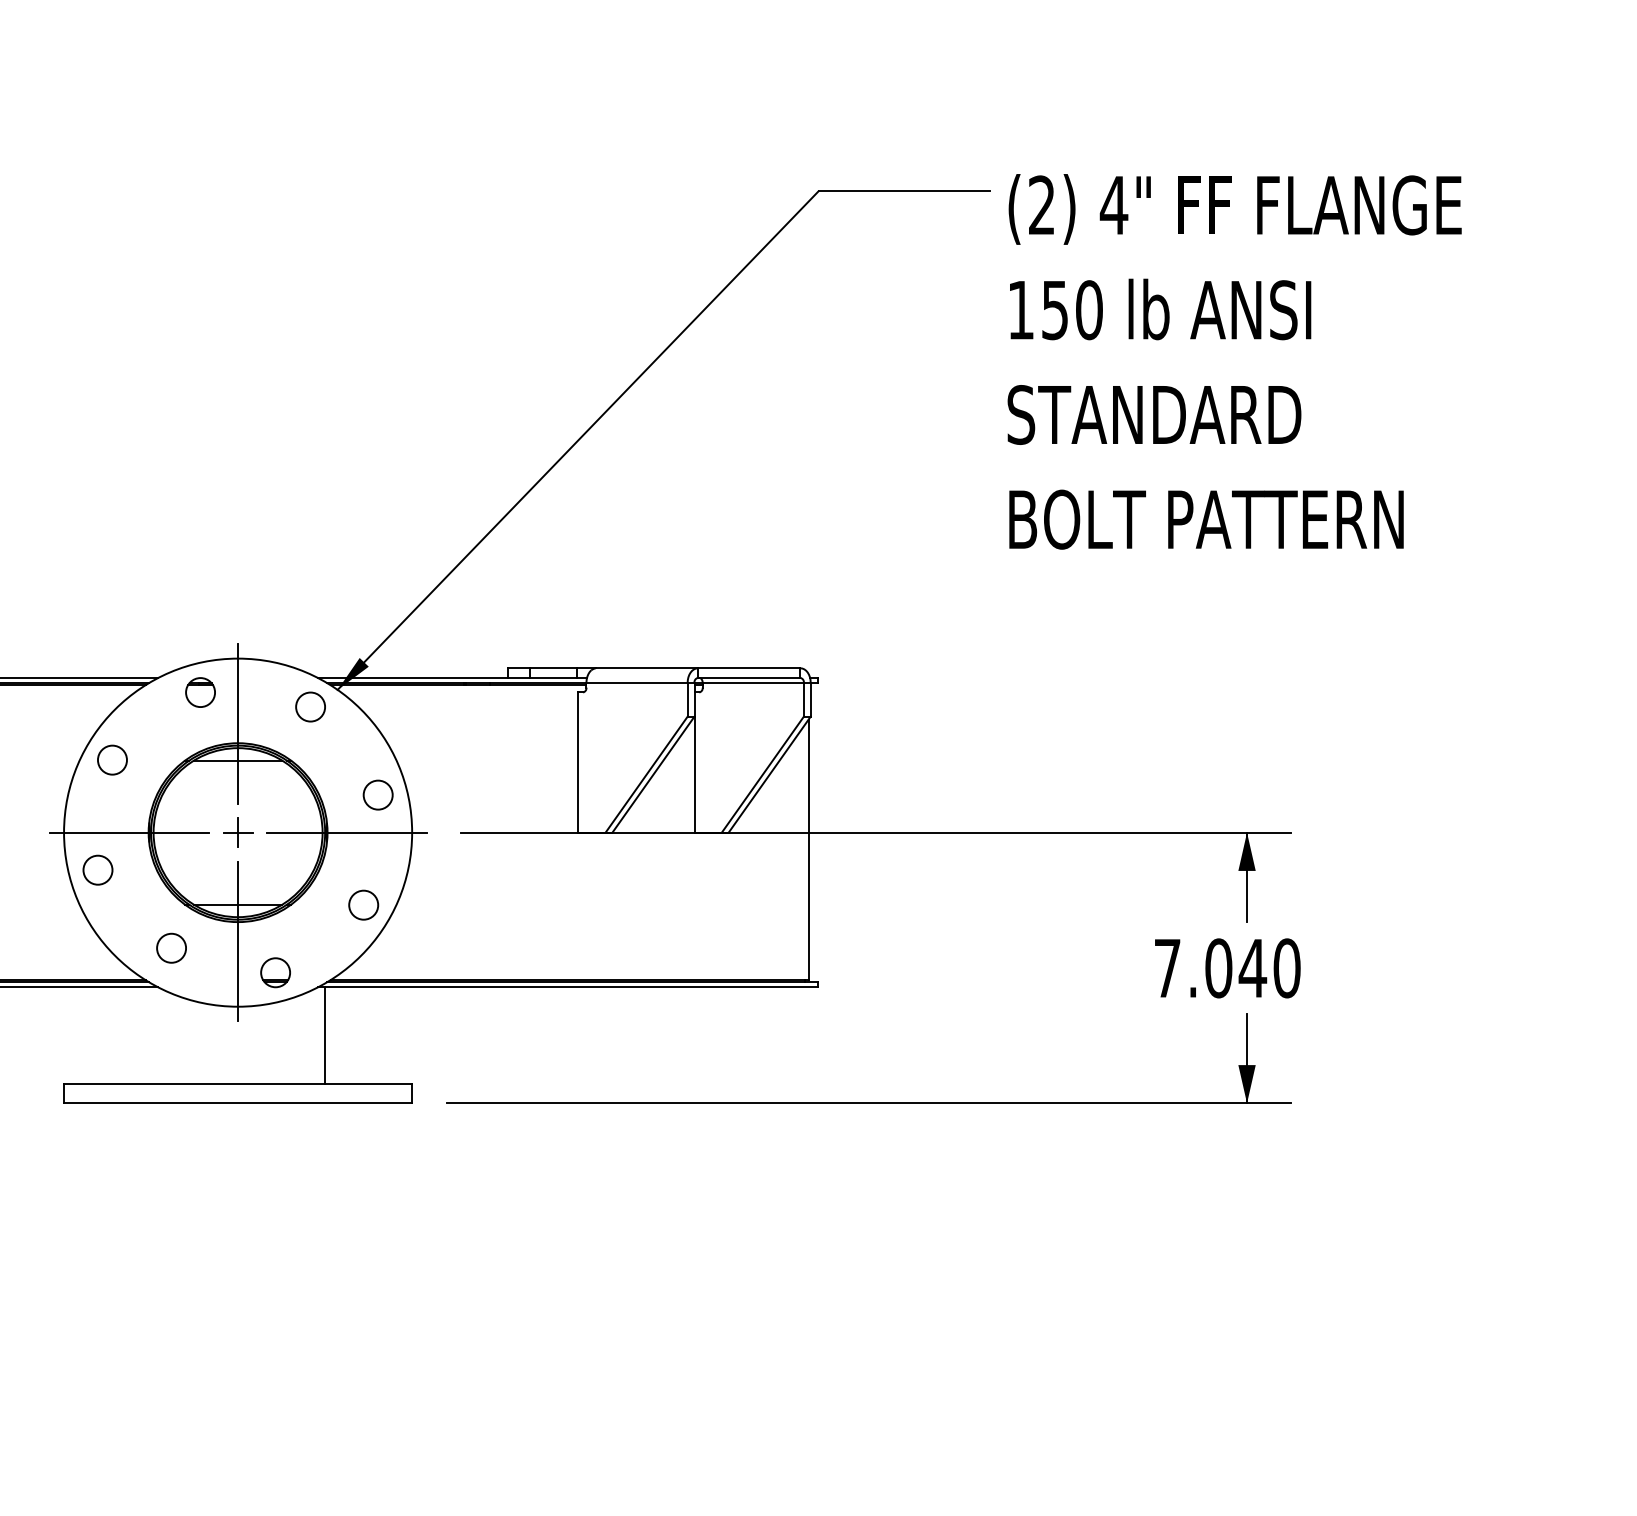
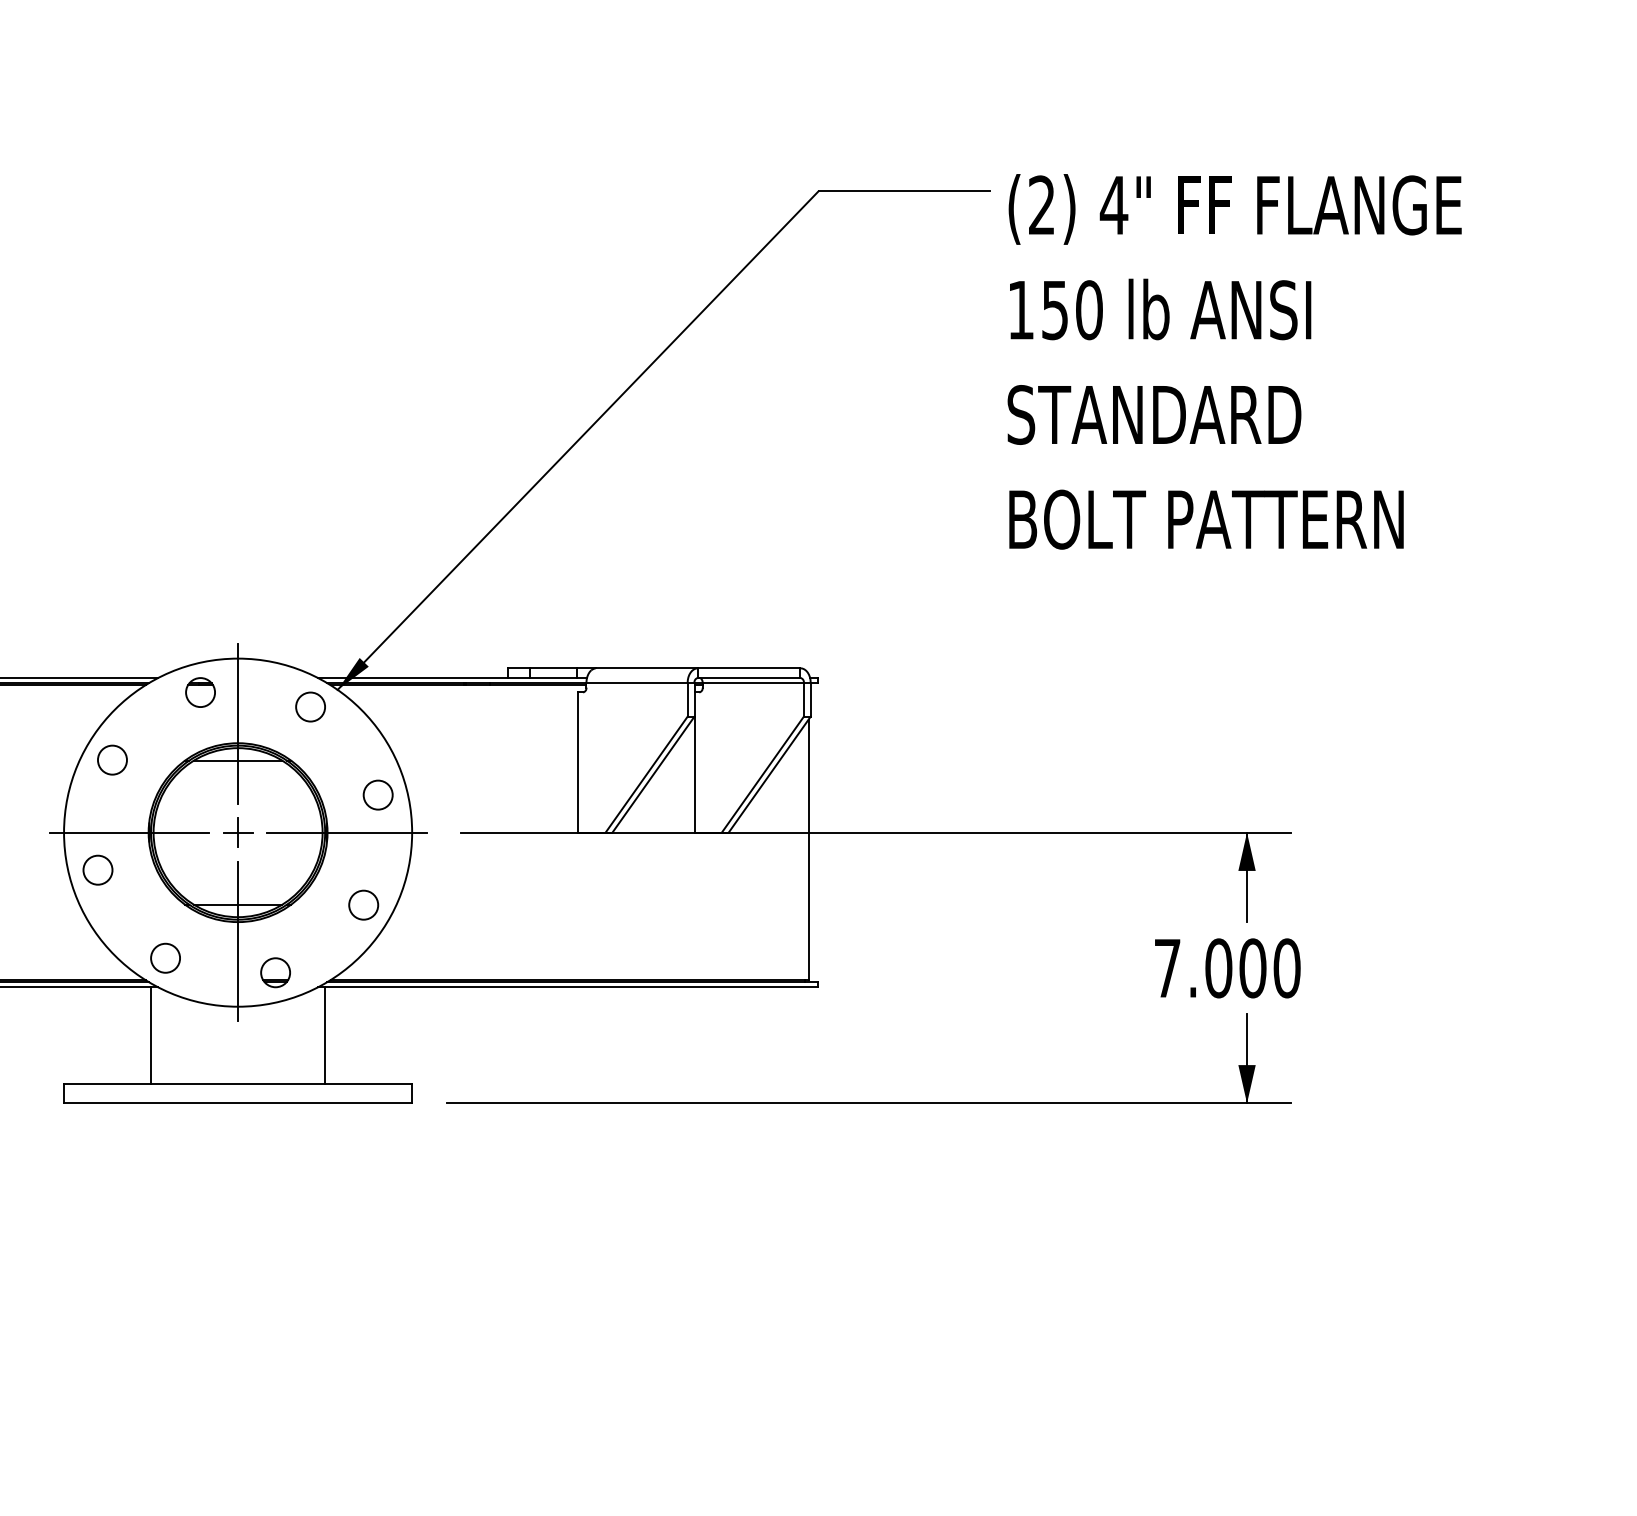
circle position: (171, 947) -> (165, 957) (165, 957)
text: 7.040 -> 7.000 (1252, 968)
line: none -> present (151, 1035)
